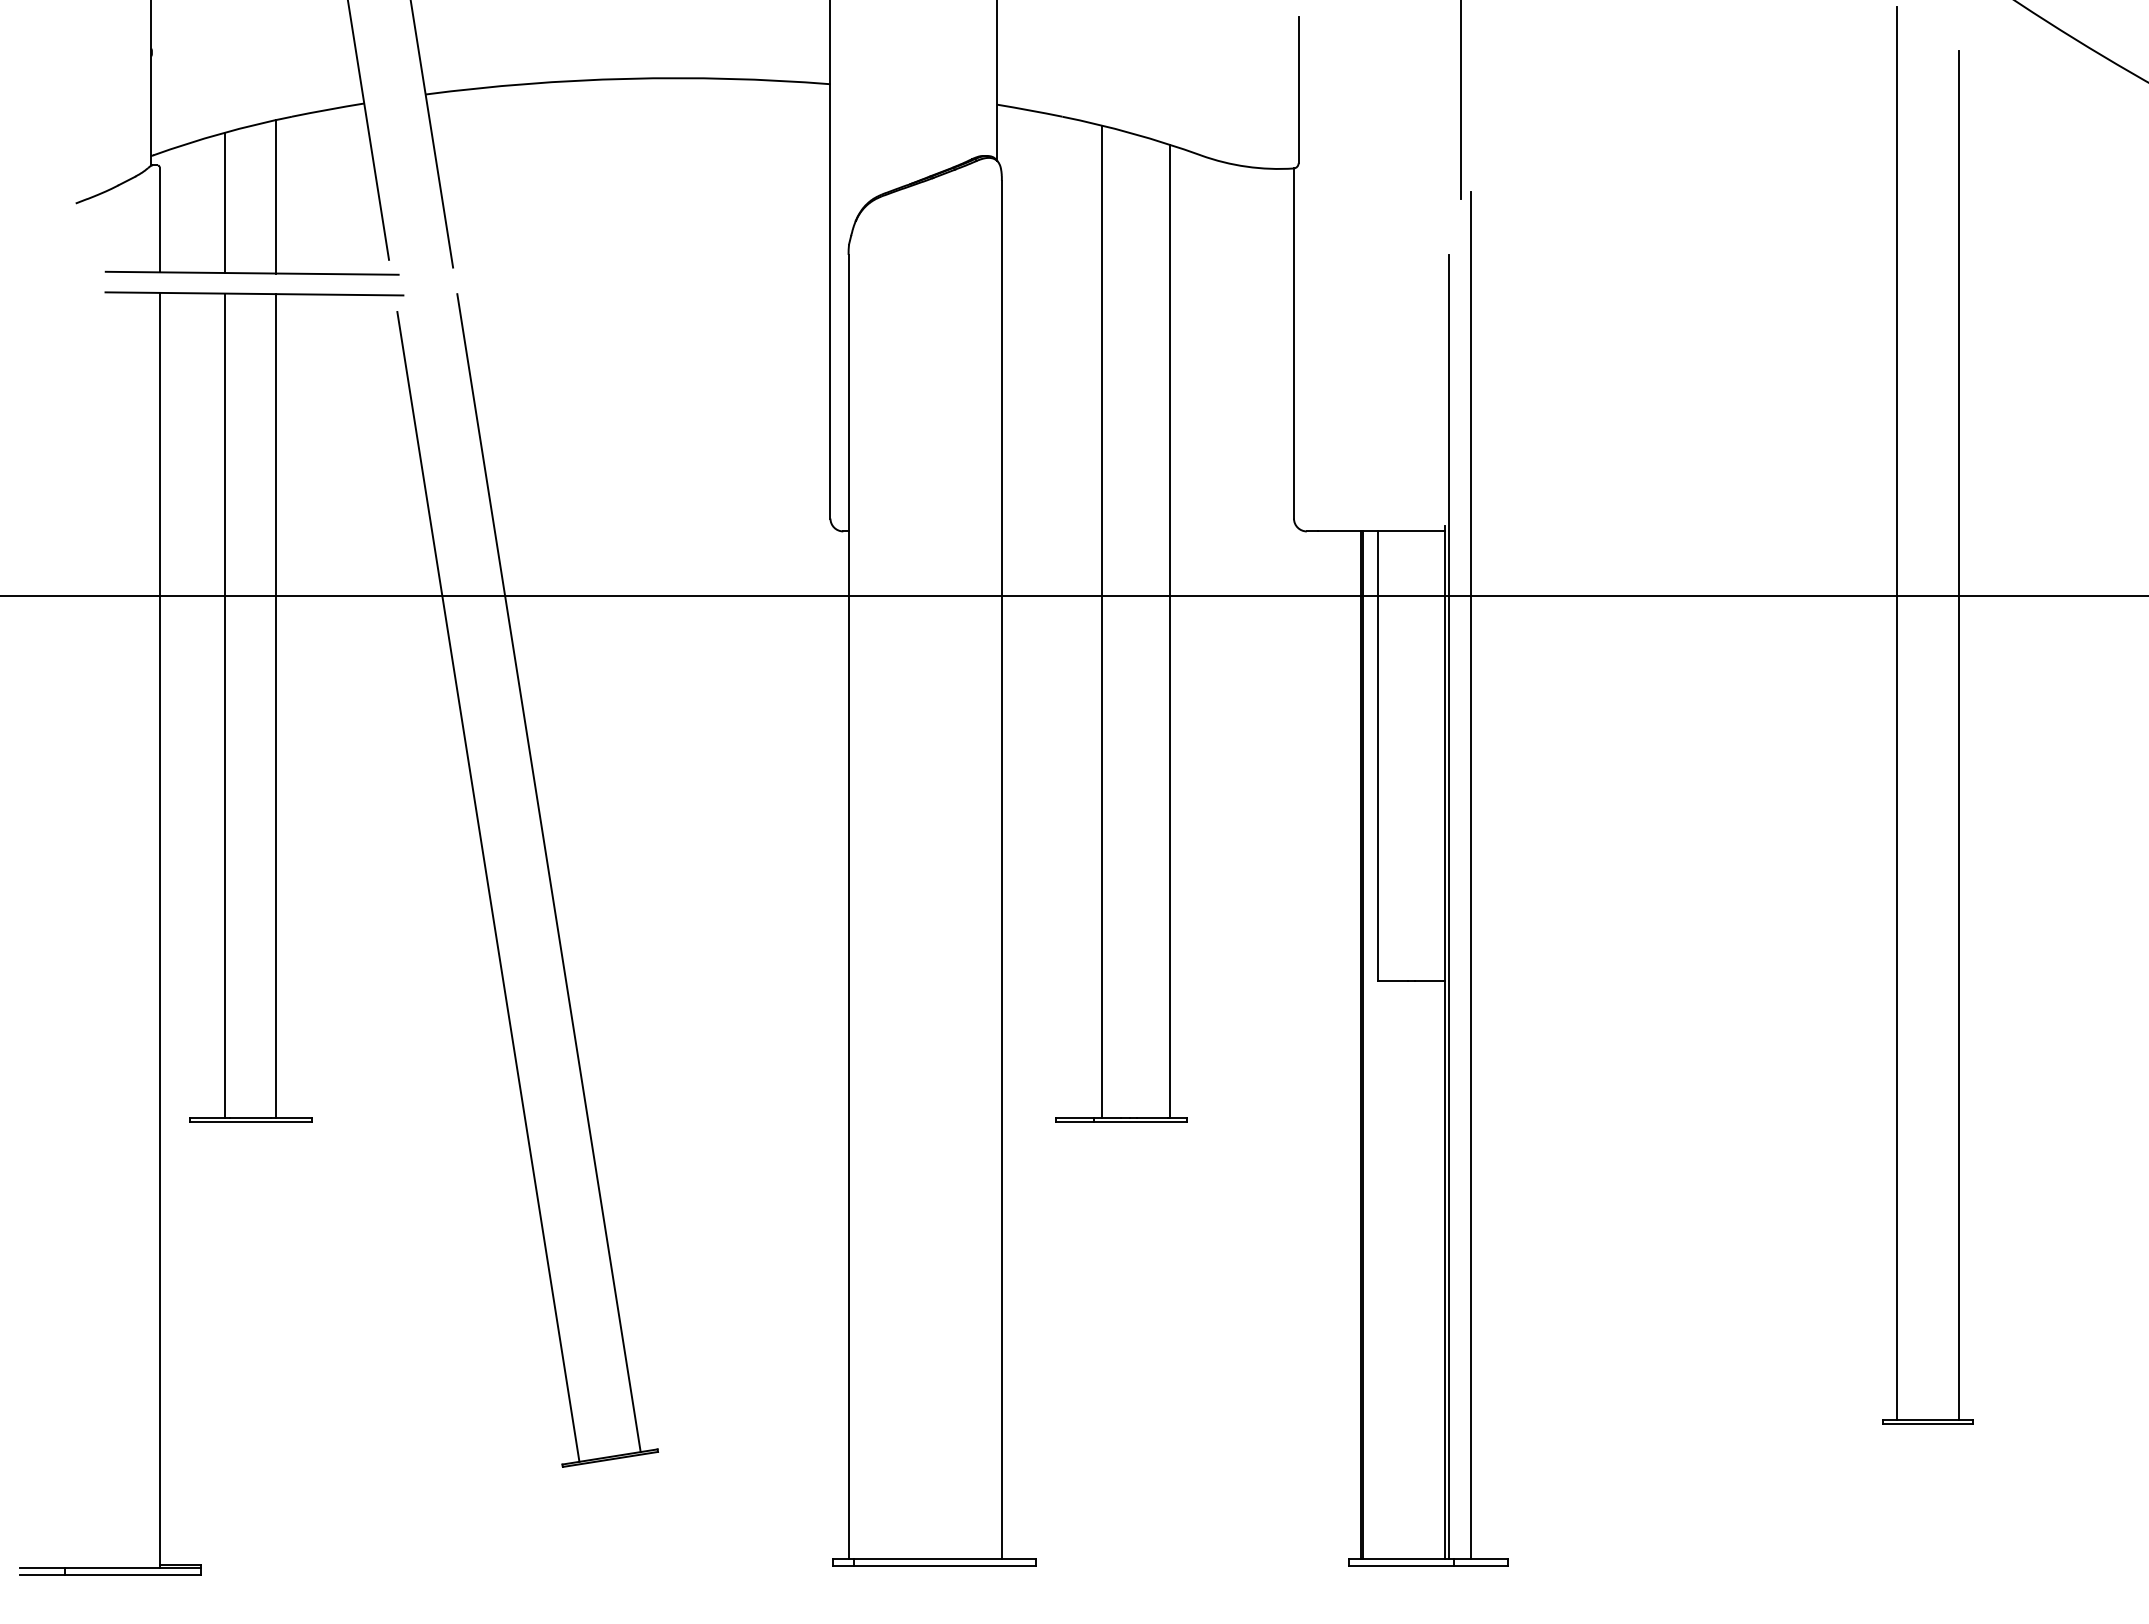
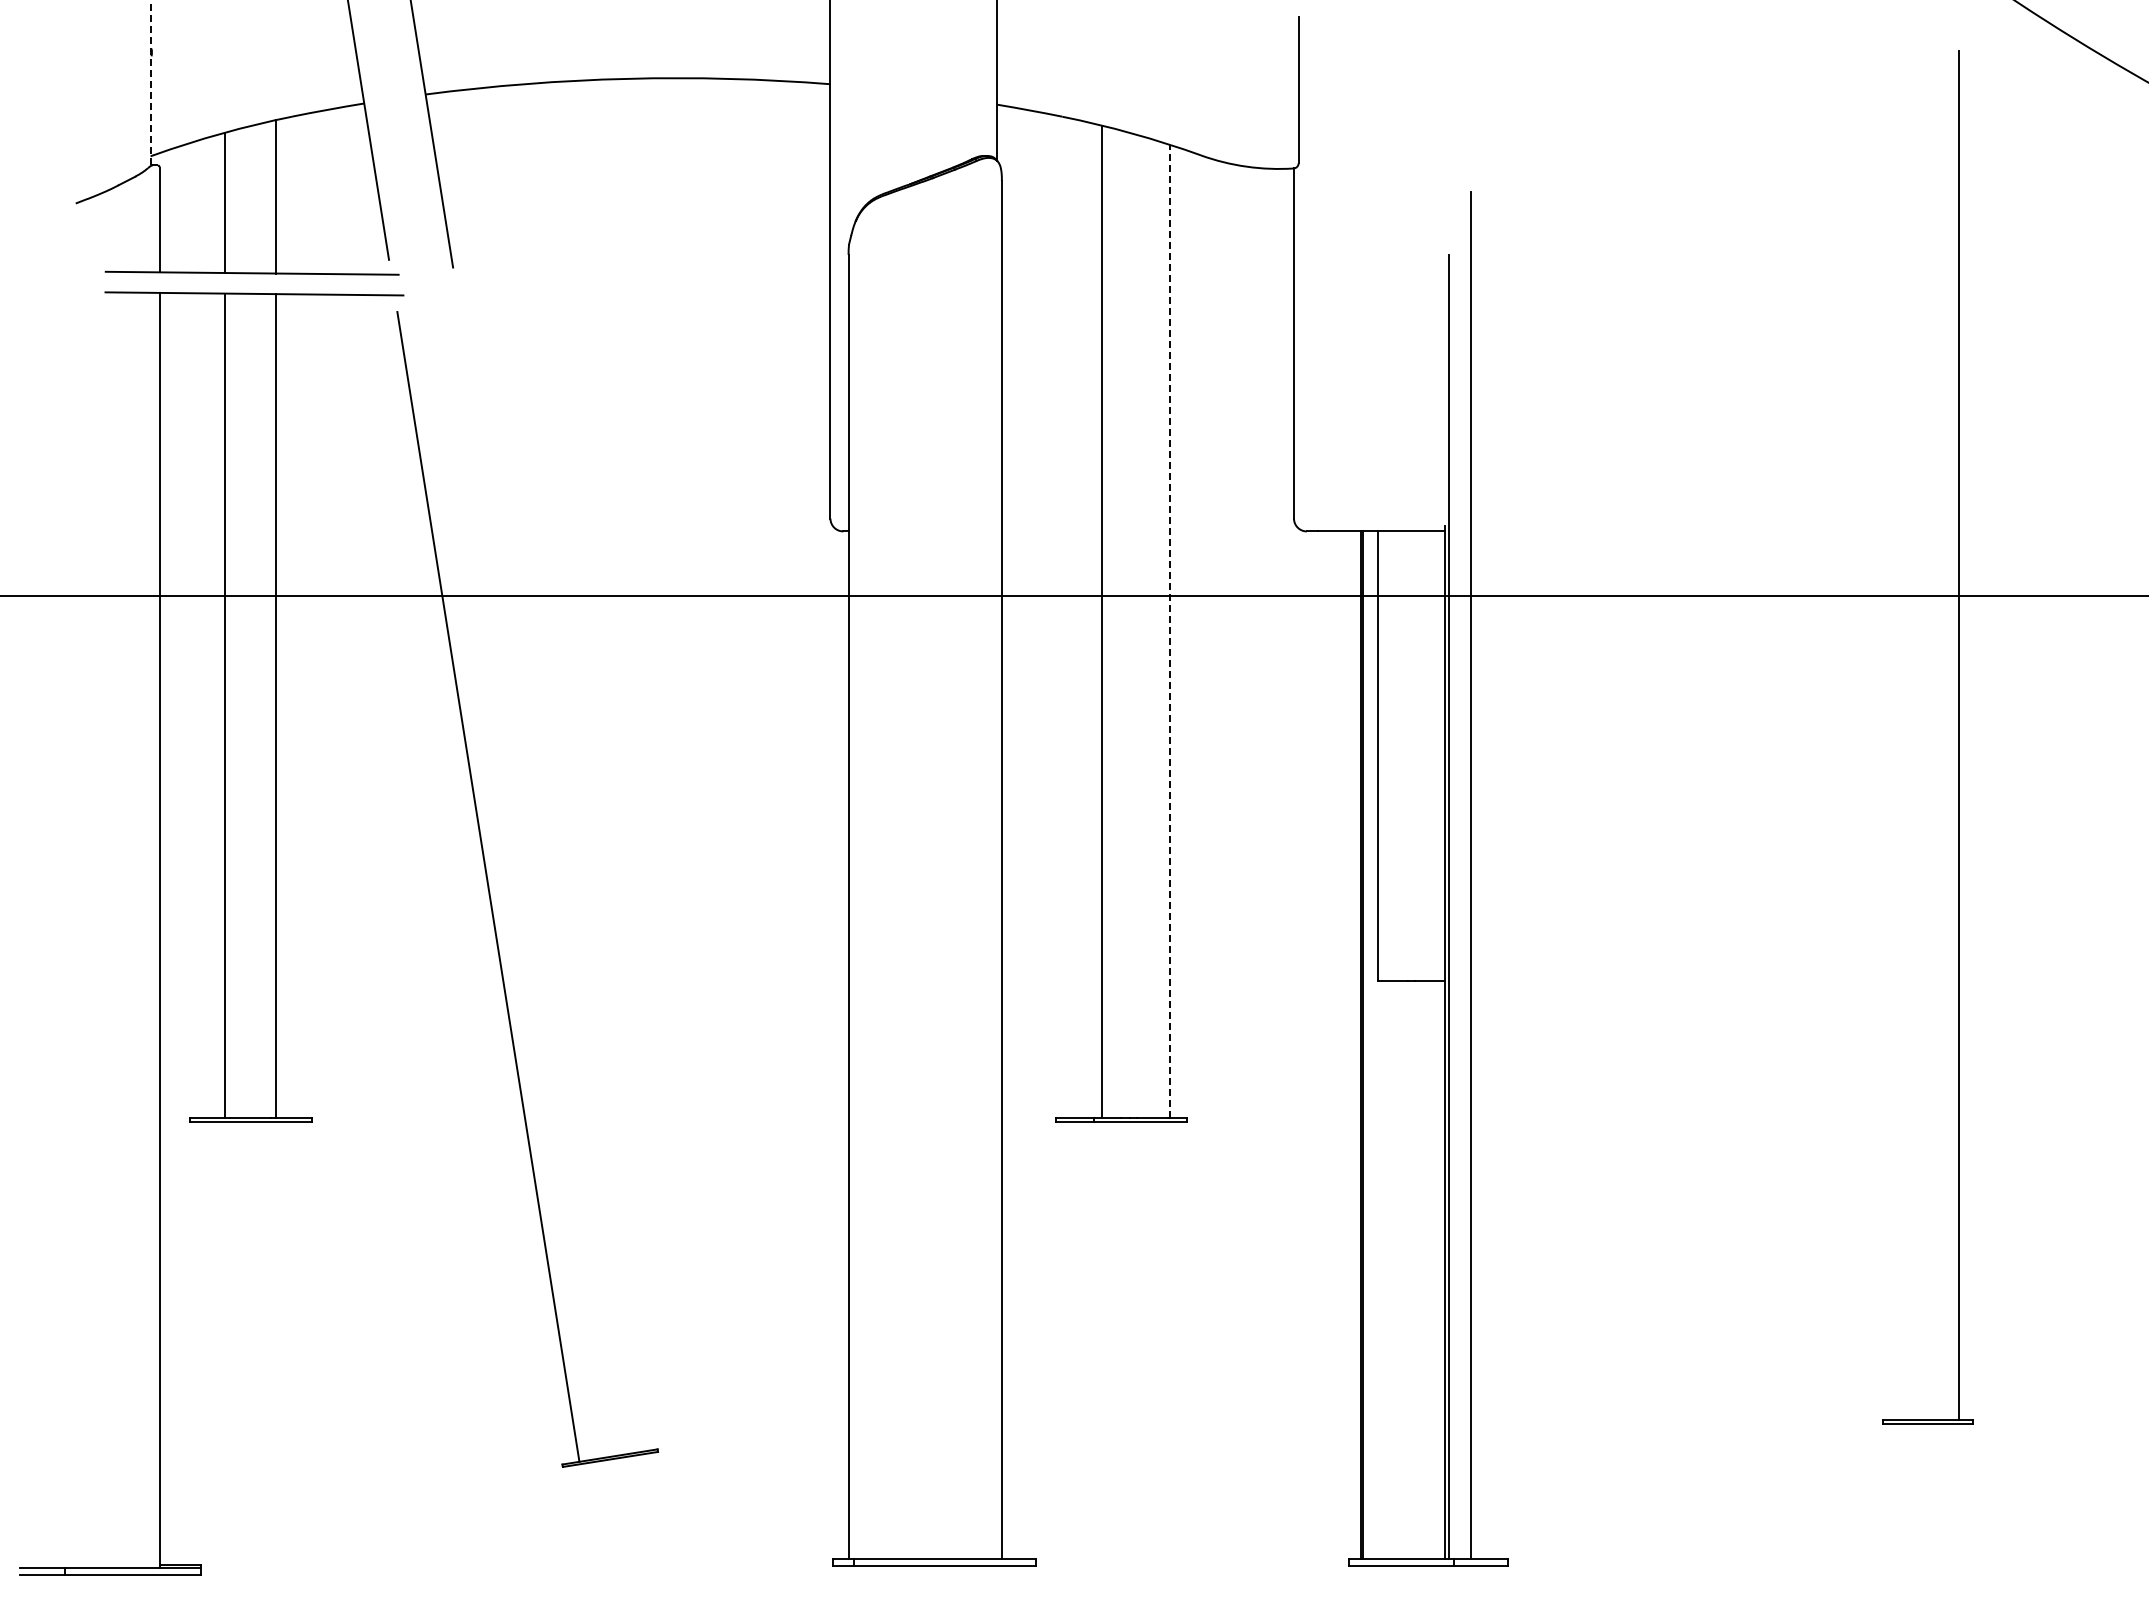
line: solid -> dashed (151, 82)
line: present -> none (1460, 100)
line: solid -> dashed (1170, 631)
line: present -> none (1897, 713)
line: present -> none (548, 873)
